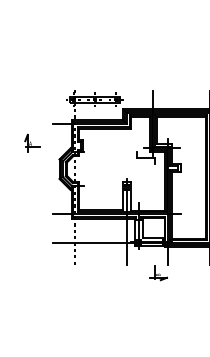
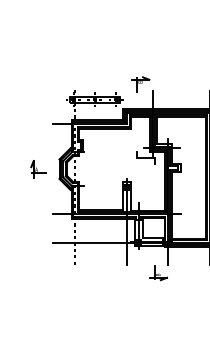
part: none -> present (140, 84)
part position: (32, 142) -> (38, 168) (38, 168)
